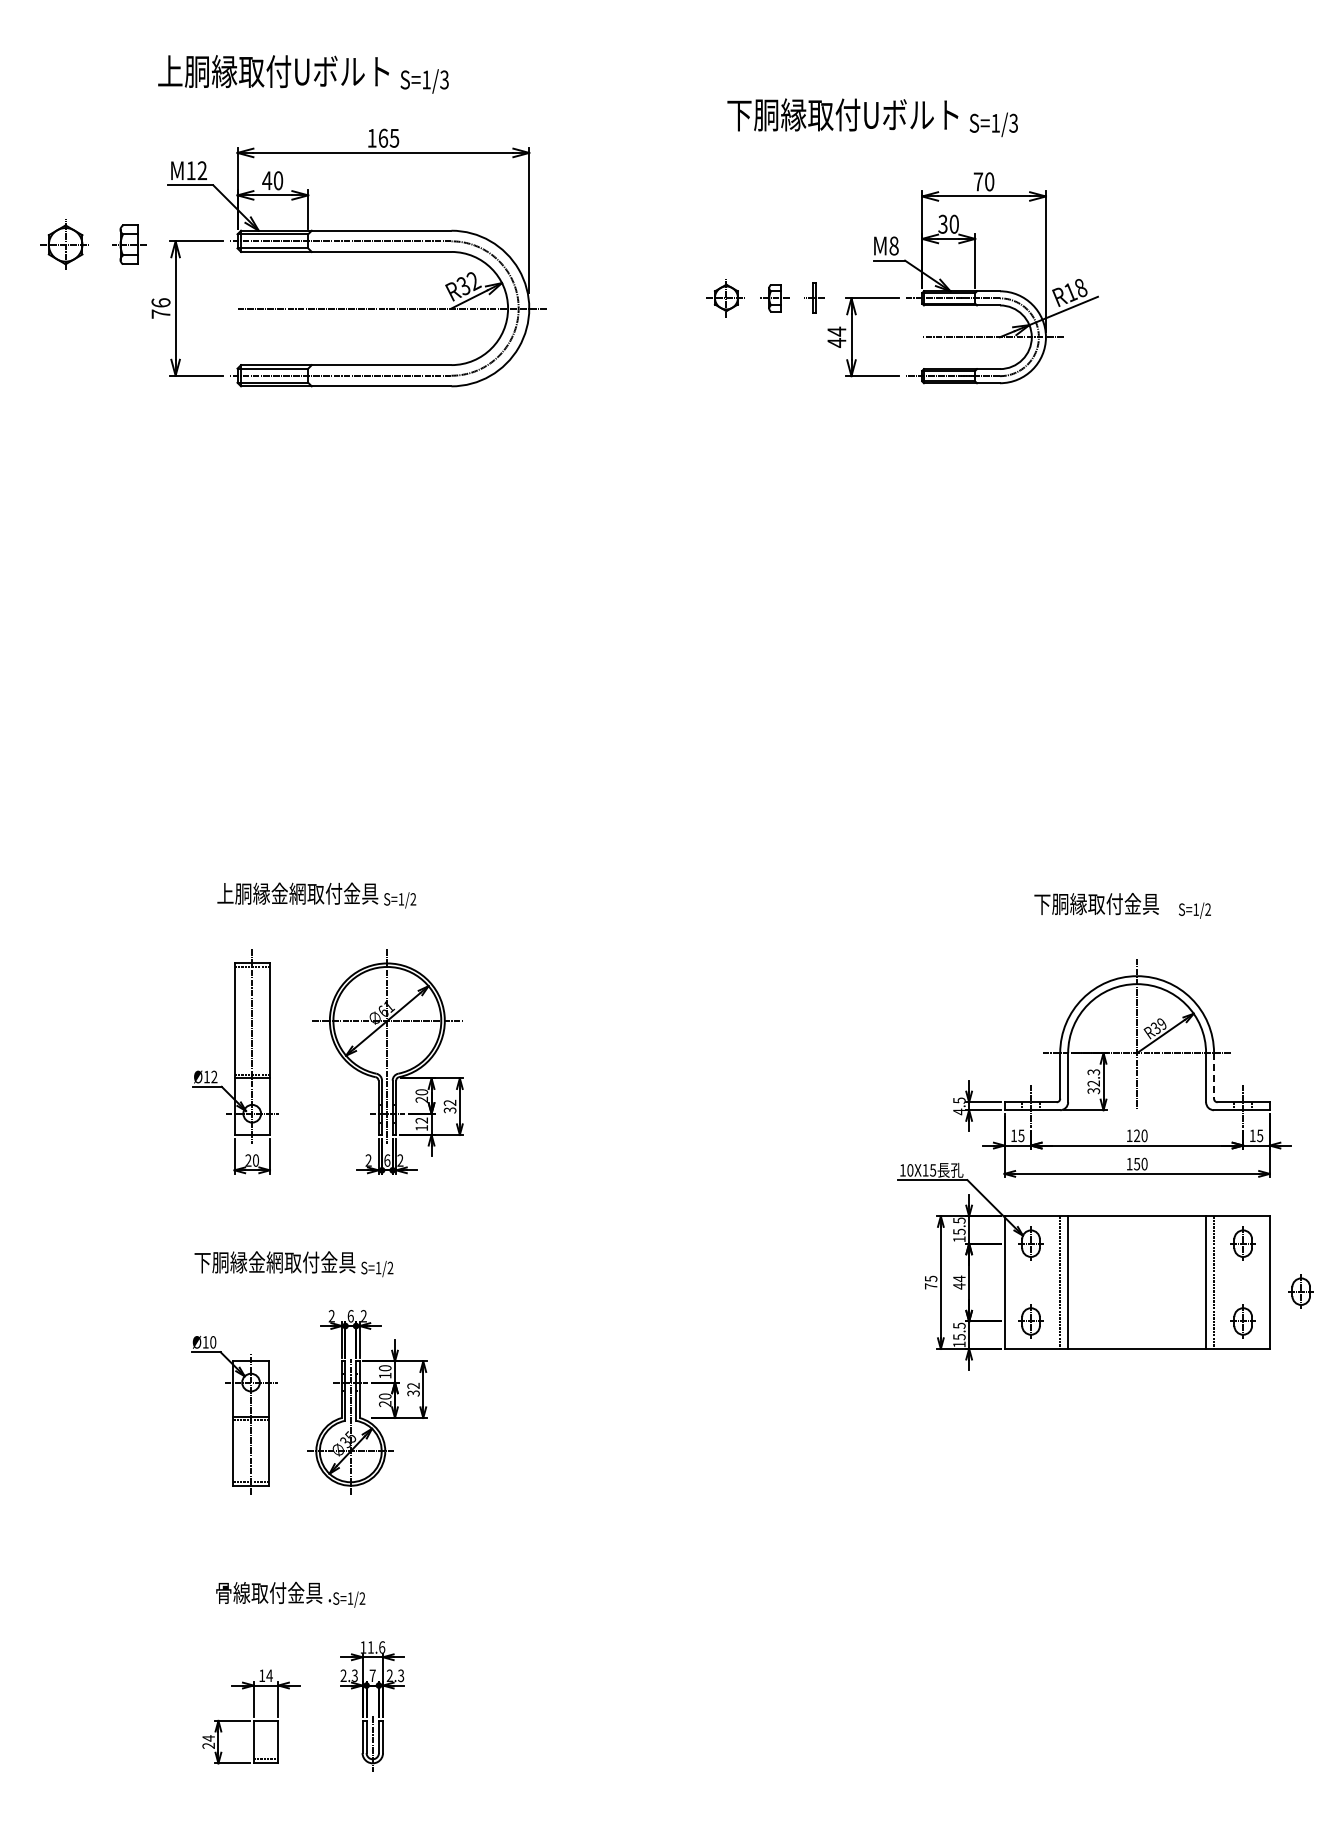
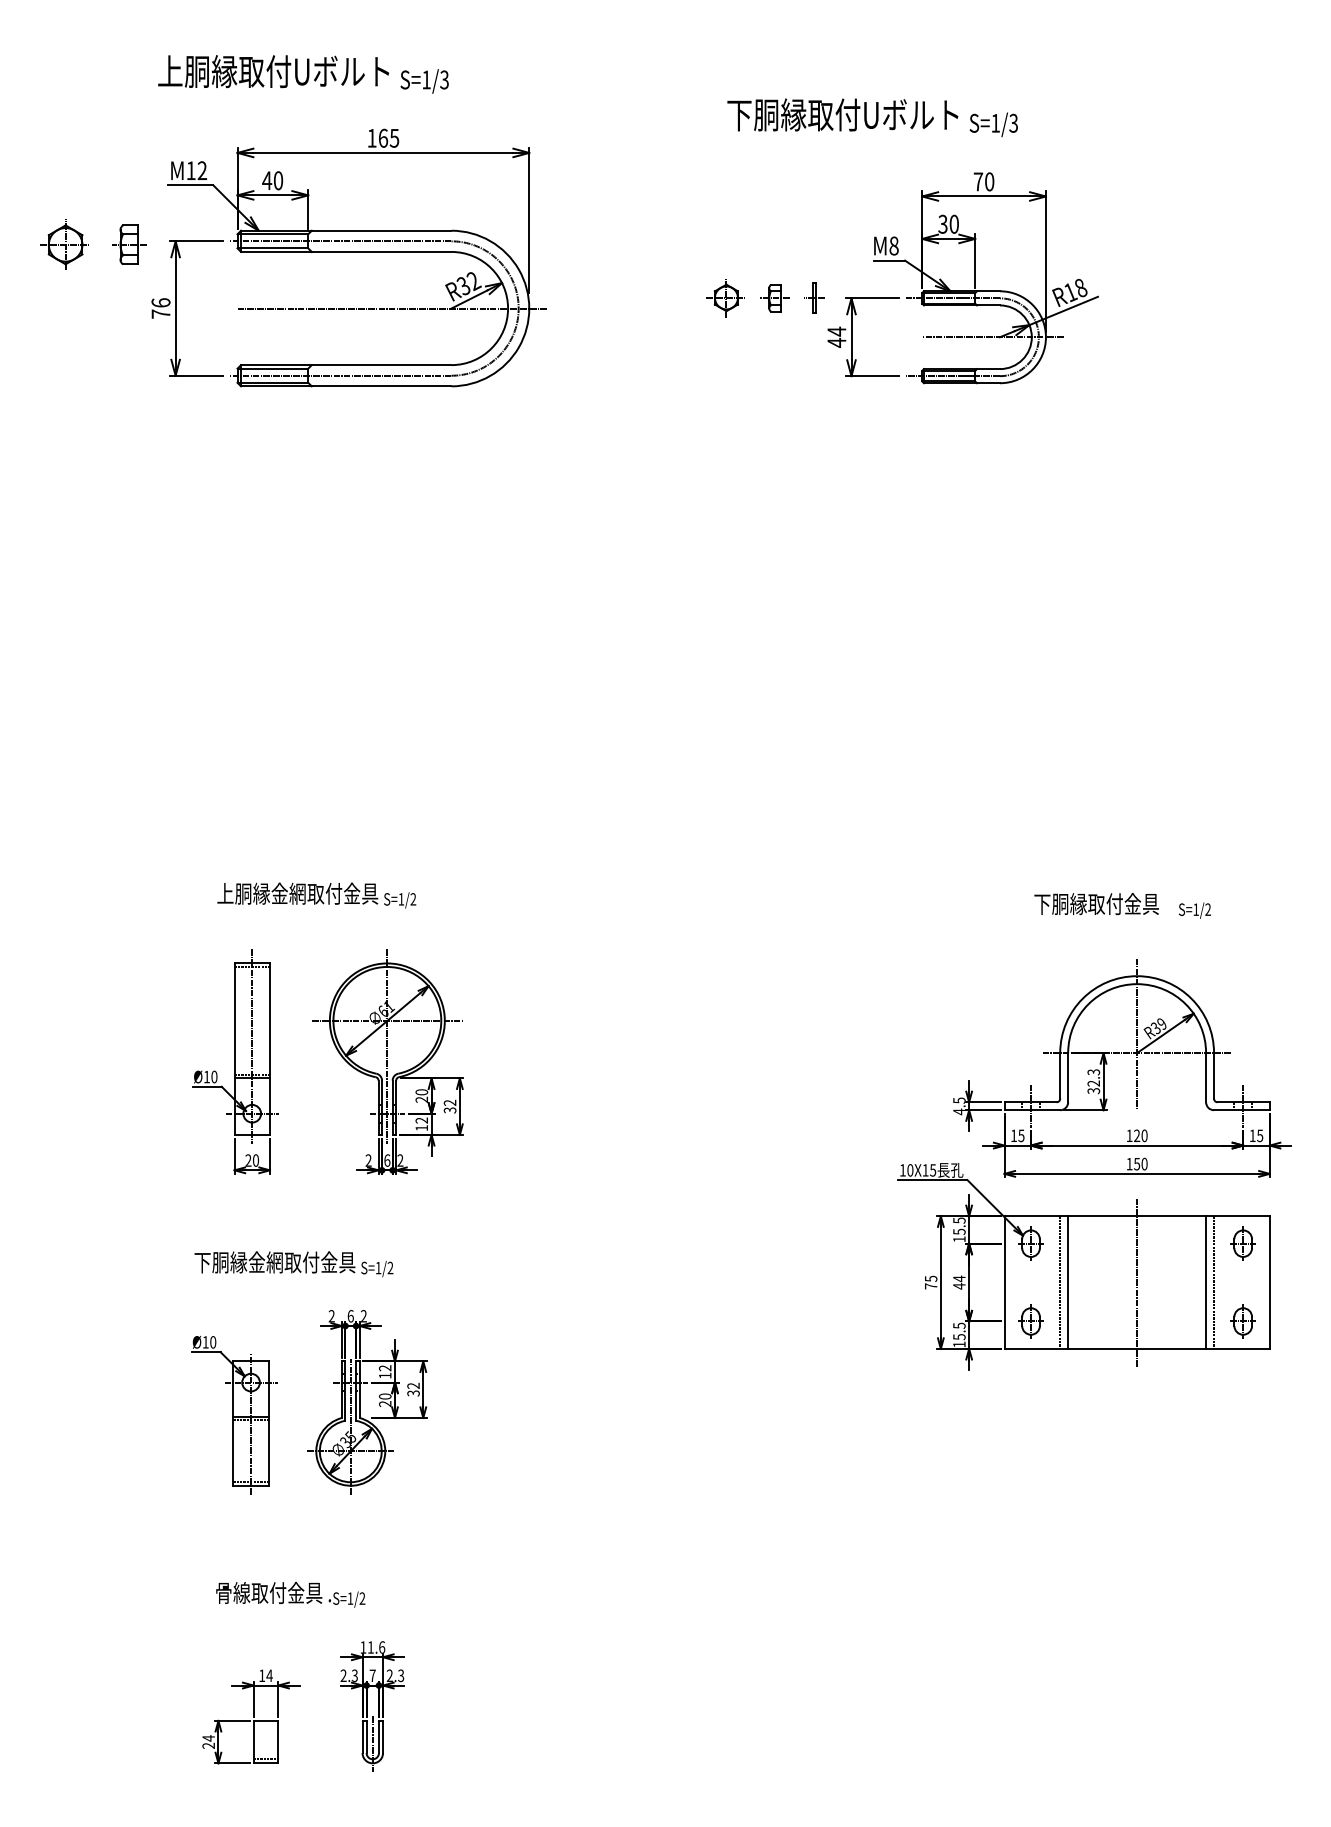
line: dashed -> solid (1214, 1075)
text: Ø12 -> Ø10 (214, 1076)
line: none -> present (1137, 1282)
part: present -> none (1300, 1291)
text: 10 -> 12 (385, 1368)
